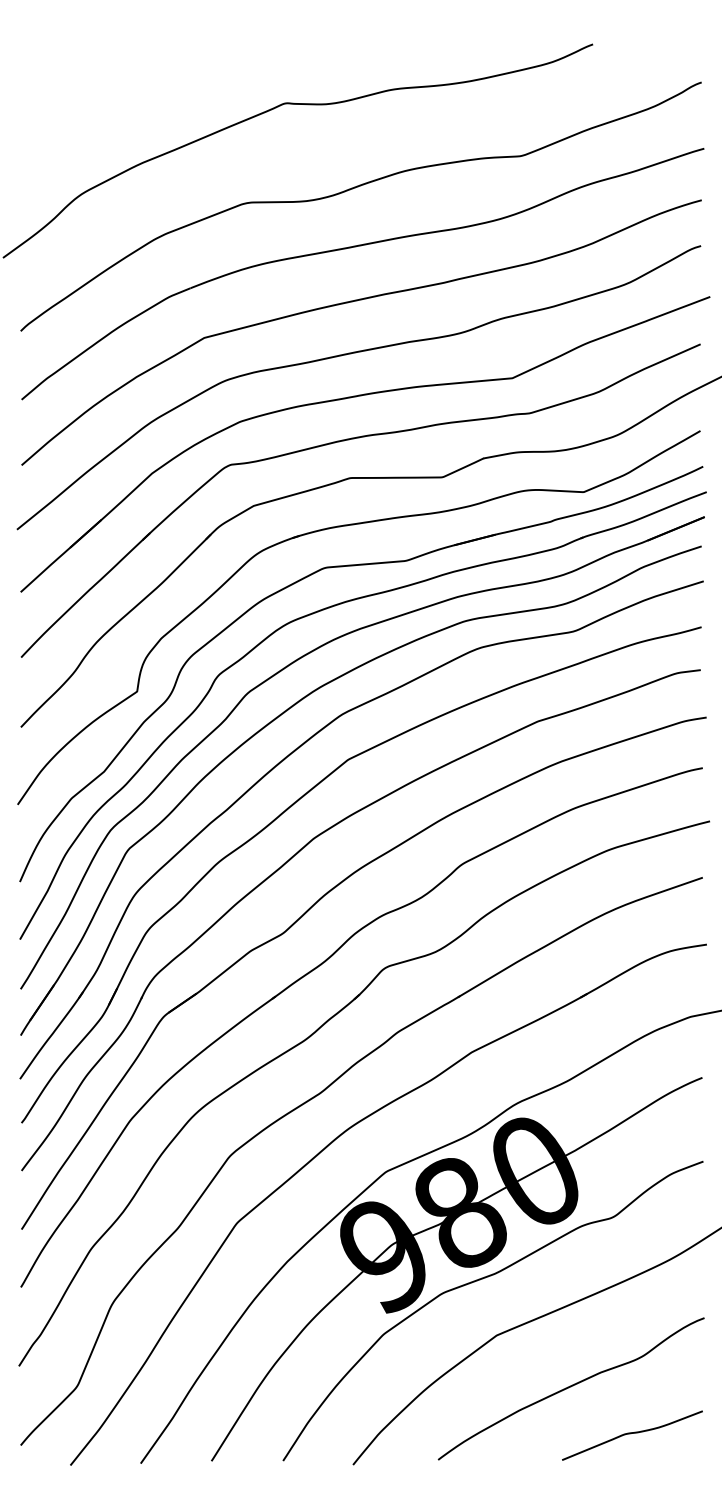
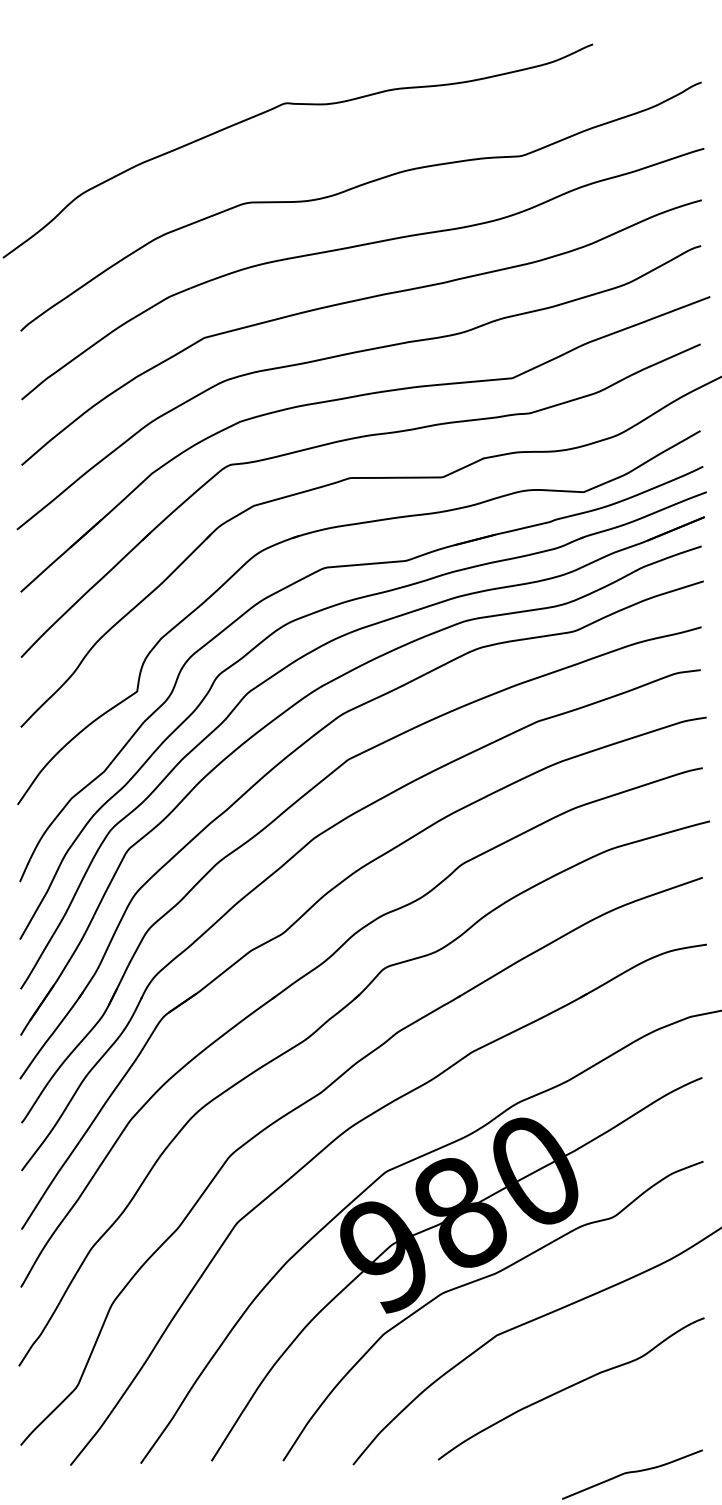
curve position: (632, 1433) -> (632, 1472) (632, 1472)
